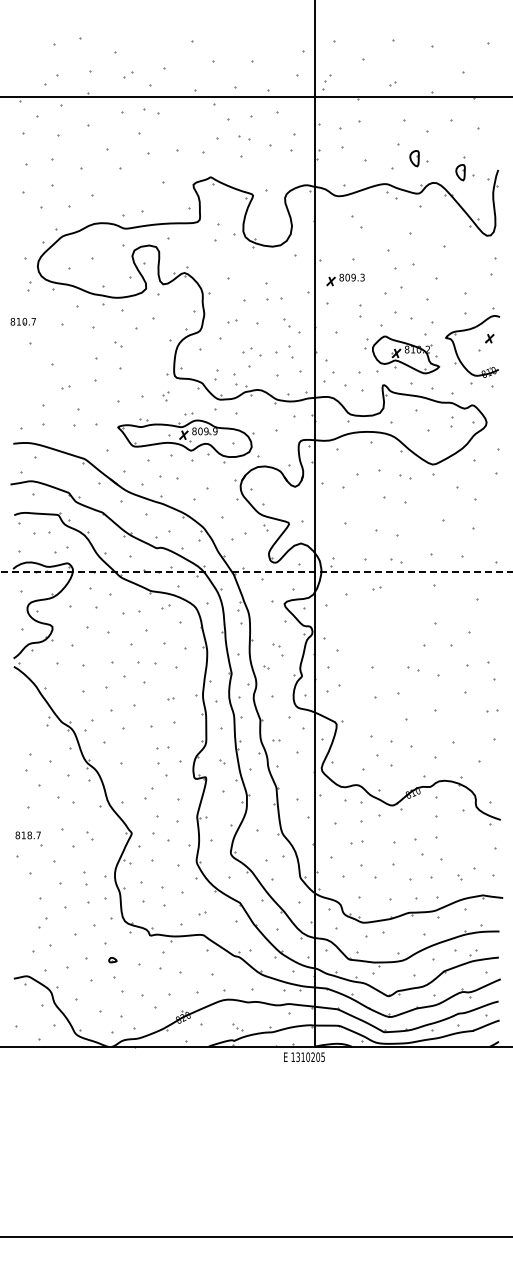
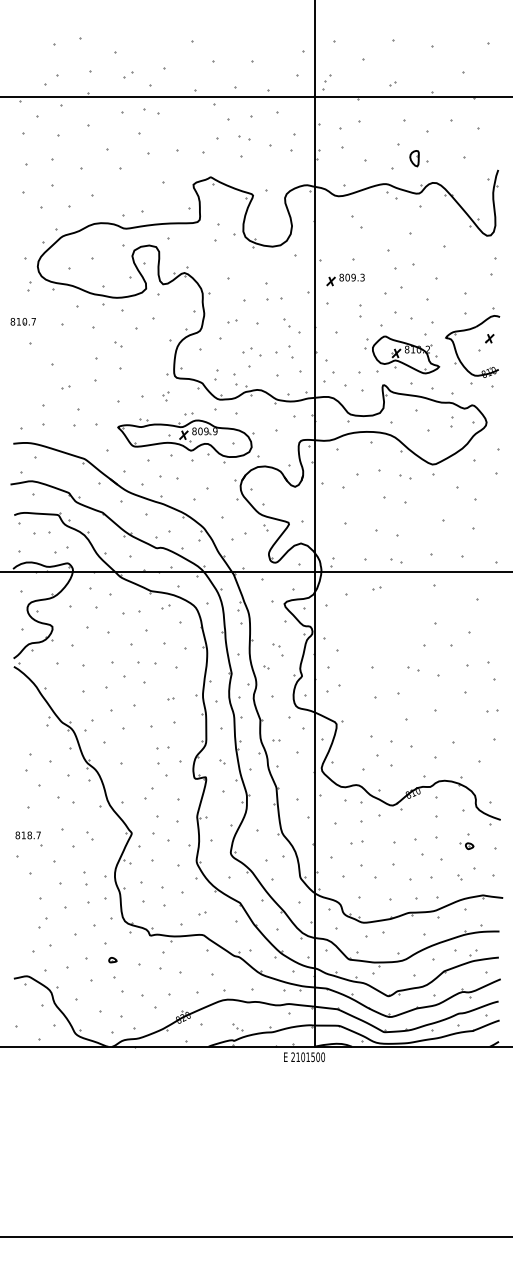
part: present -> none (464, 172)
line: dashed -> solid (256, 571)
part: none -> present (466, 841)
text: 1310205 -> 2101500 (308, 1057)
